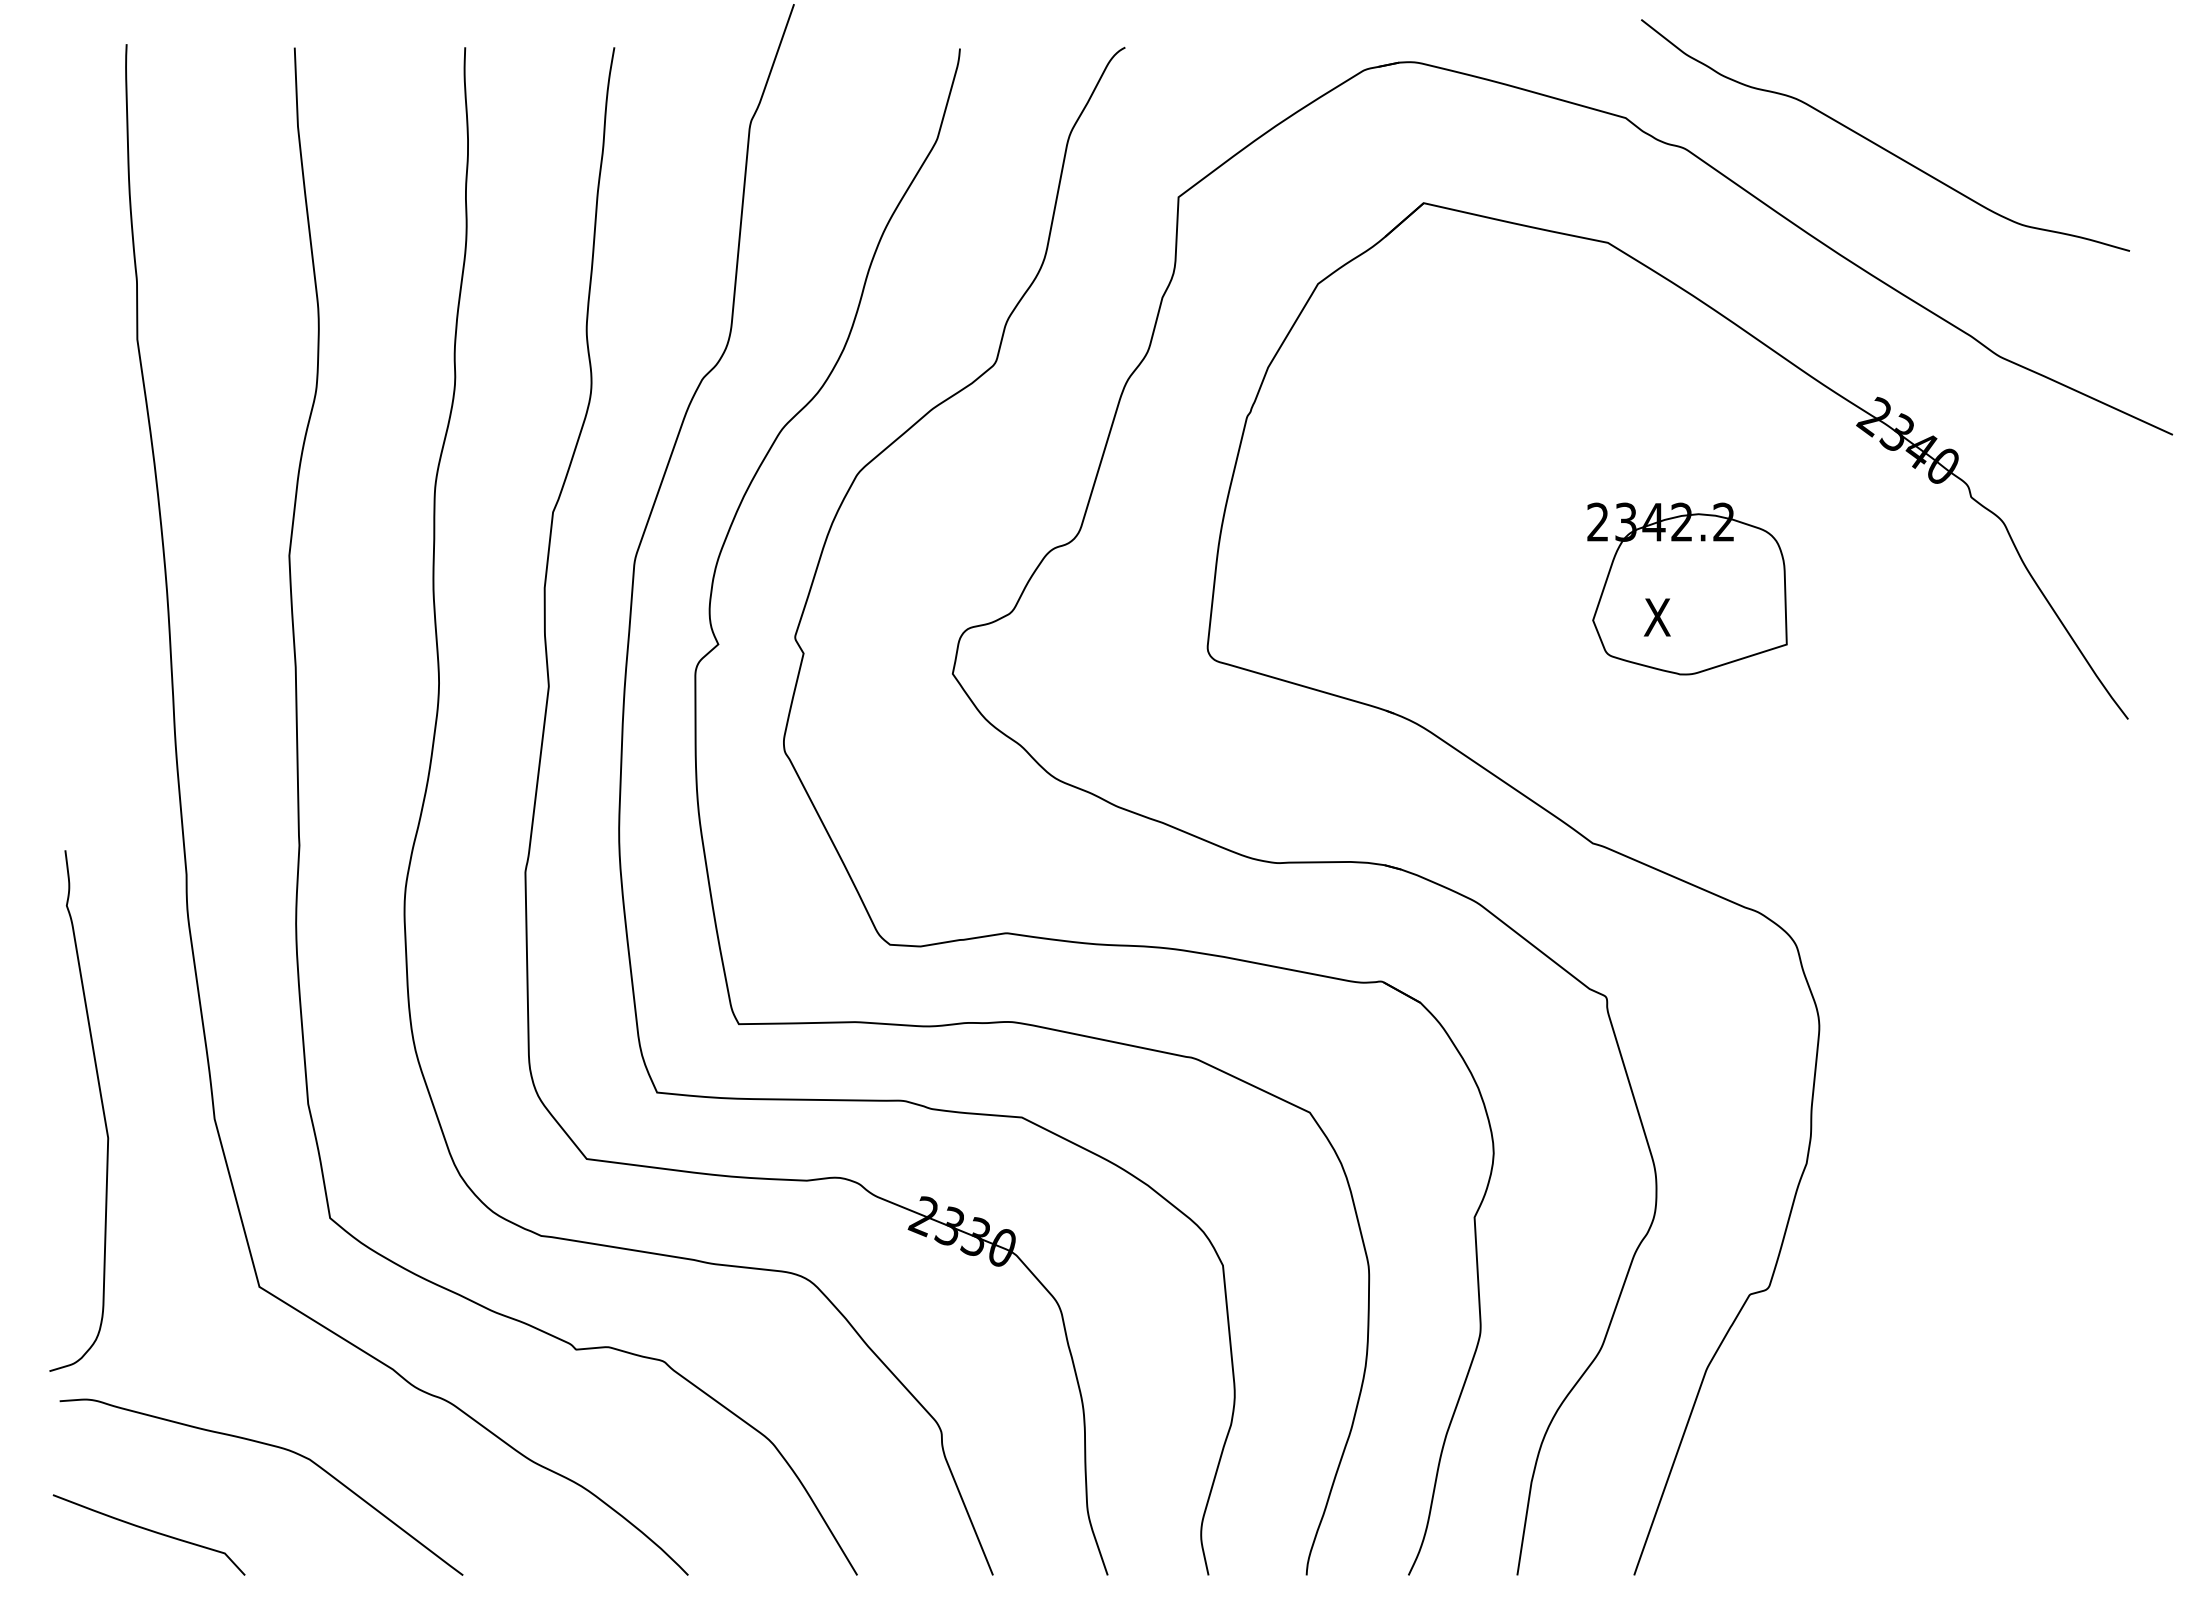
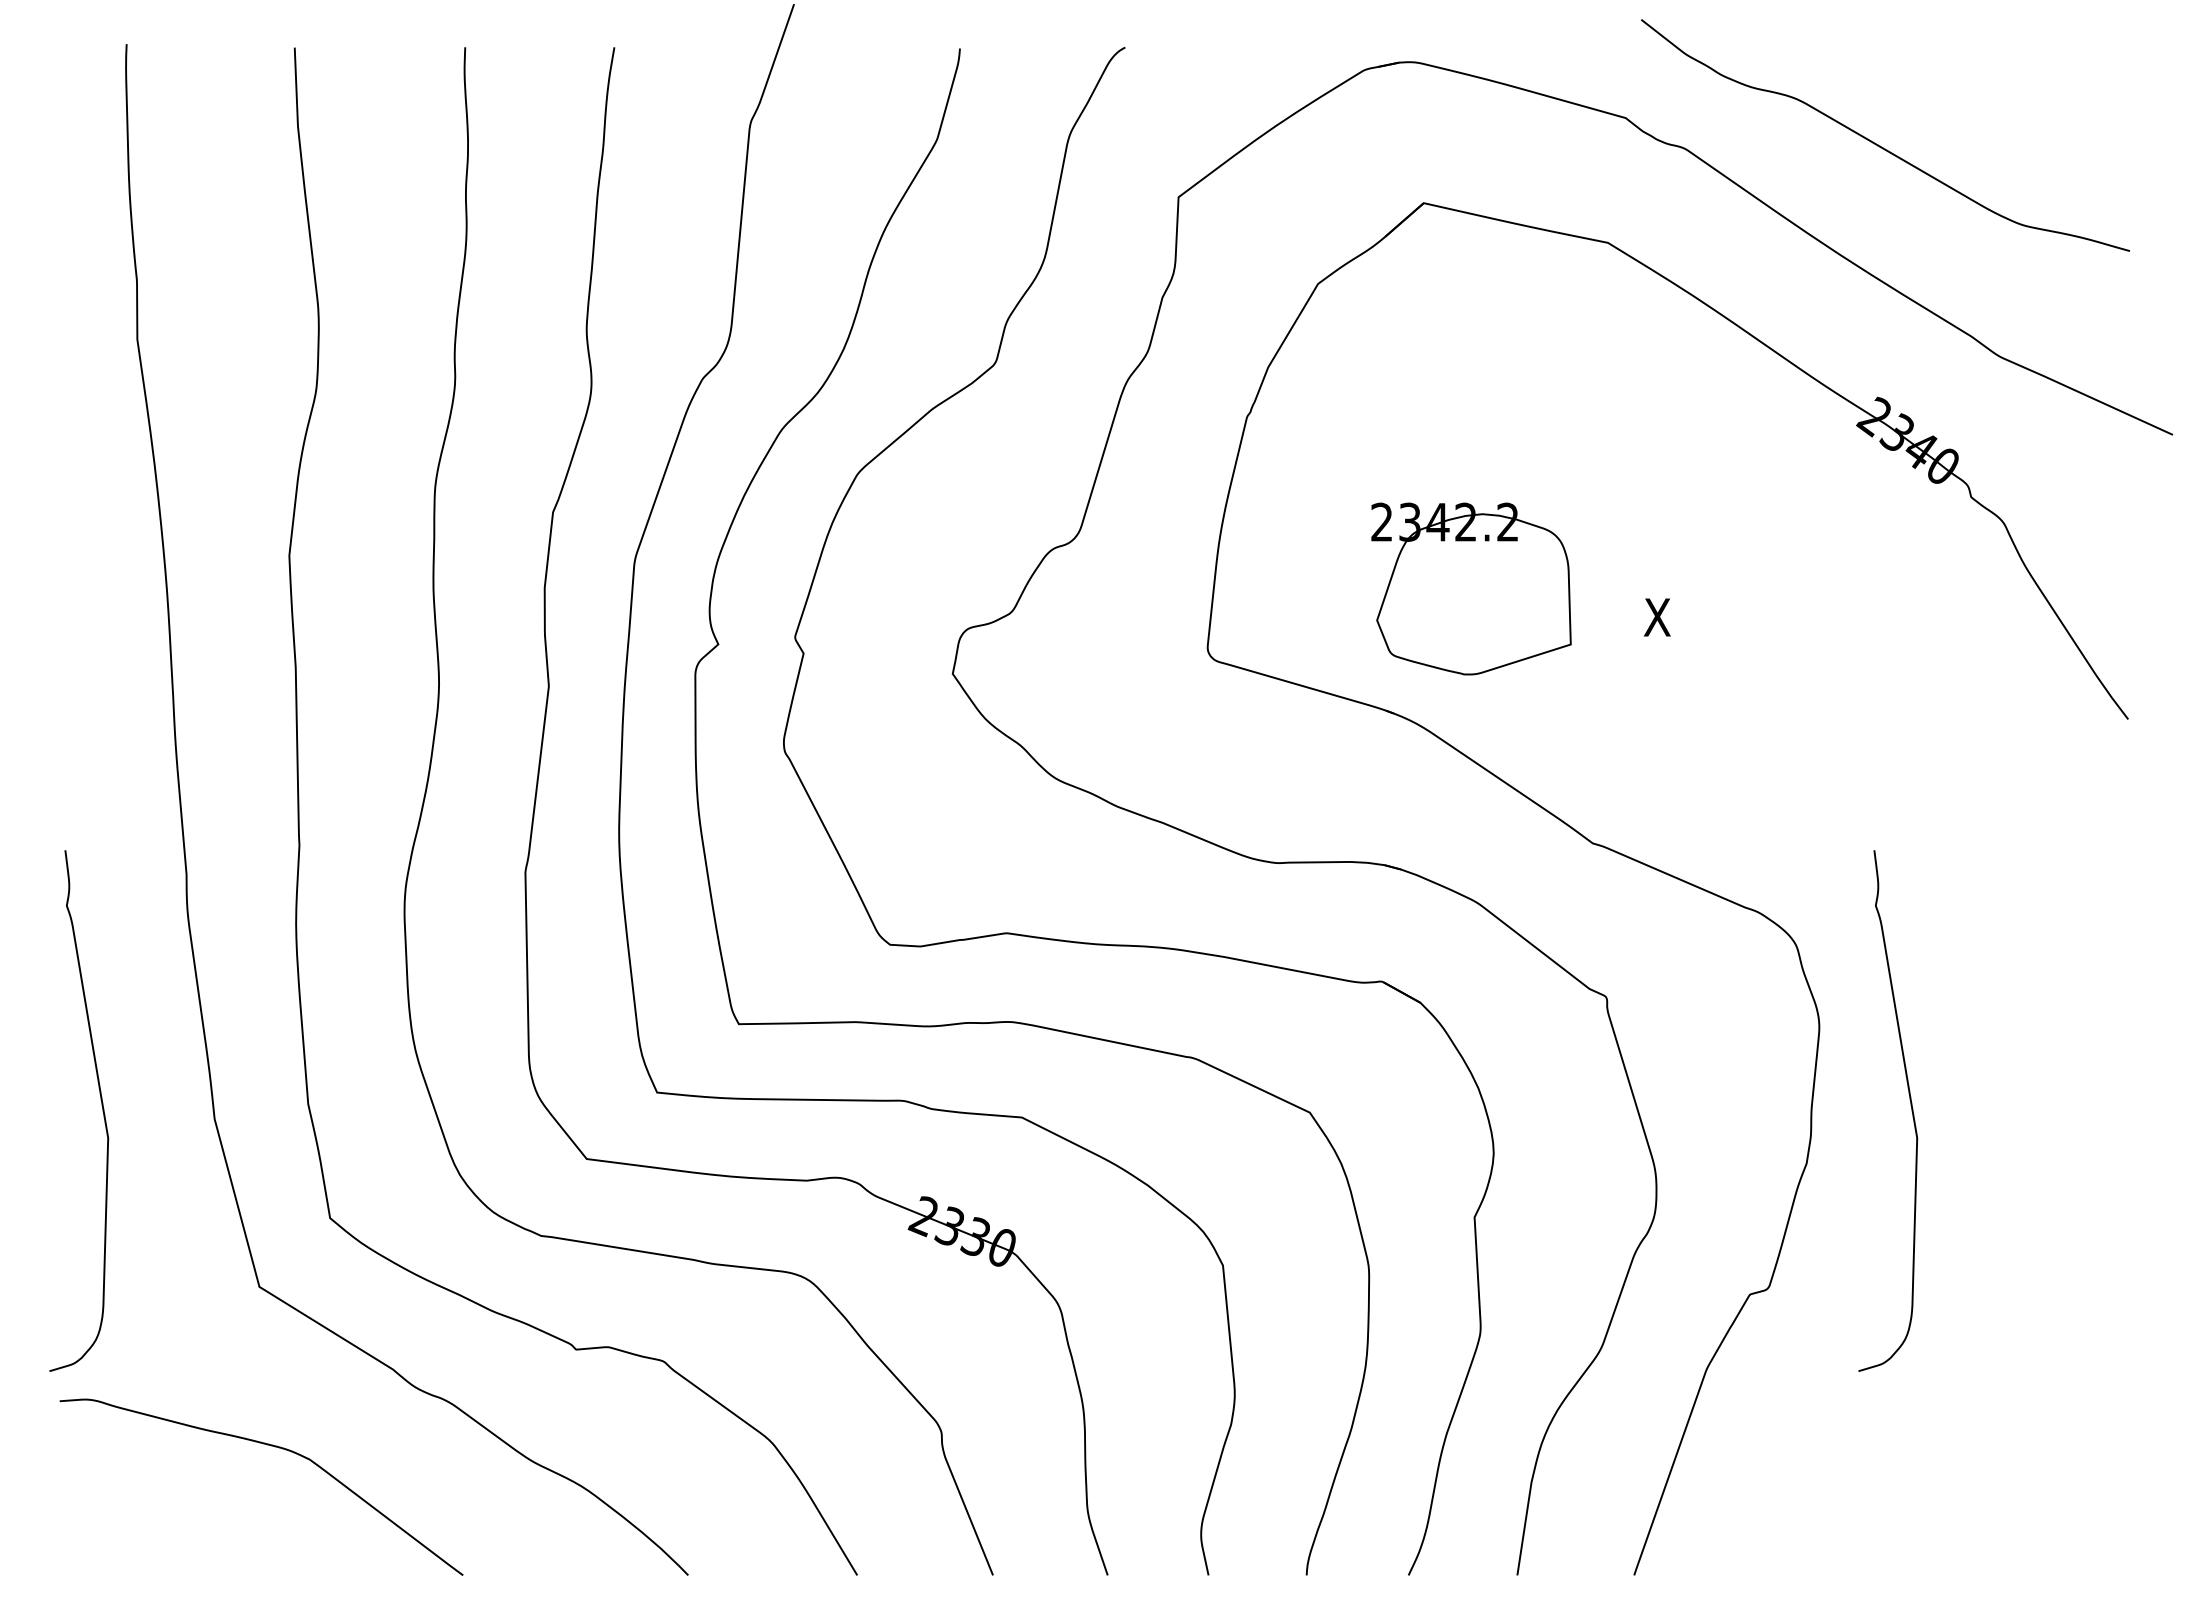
part position: (1687, 588) -> (1471, 588) (1471, 588)
curve: none -> present (1910, 1105)
curve: present -> none (149, 1531)
